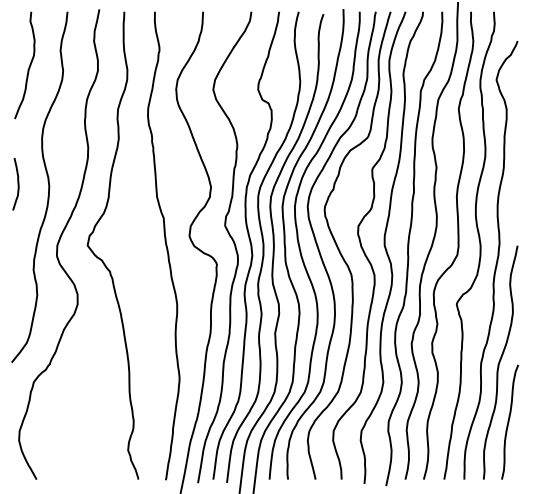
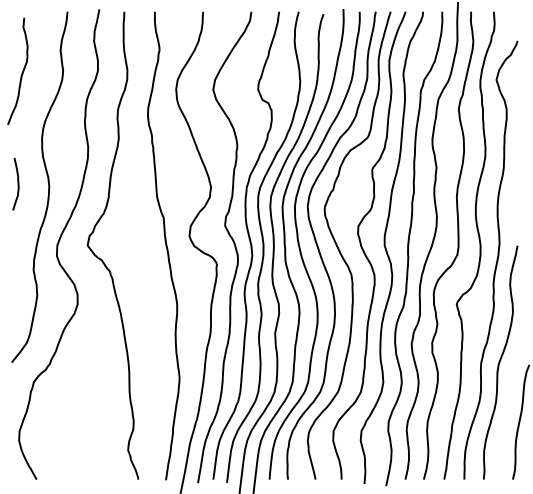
curve position: (28, 67) -> (21, 73) (21, 73)
curve position: (509, 421) -> (520, 421) (520, 421)
